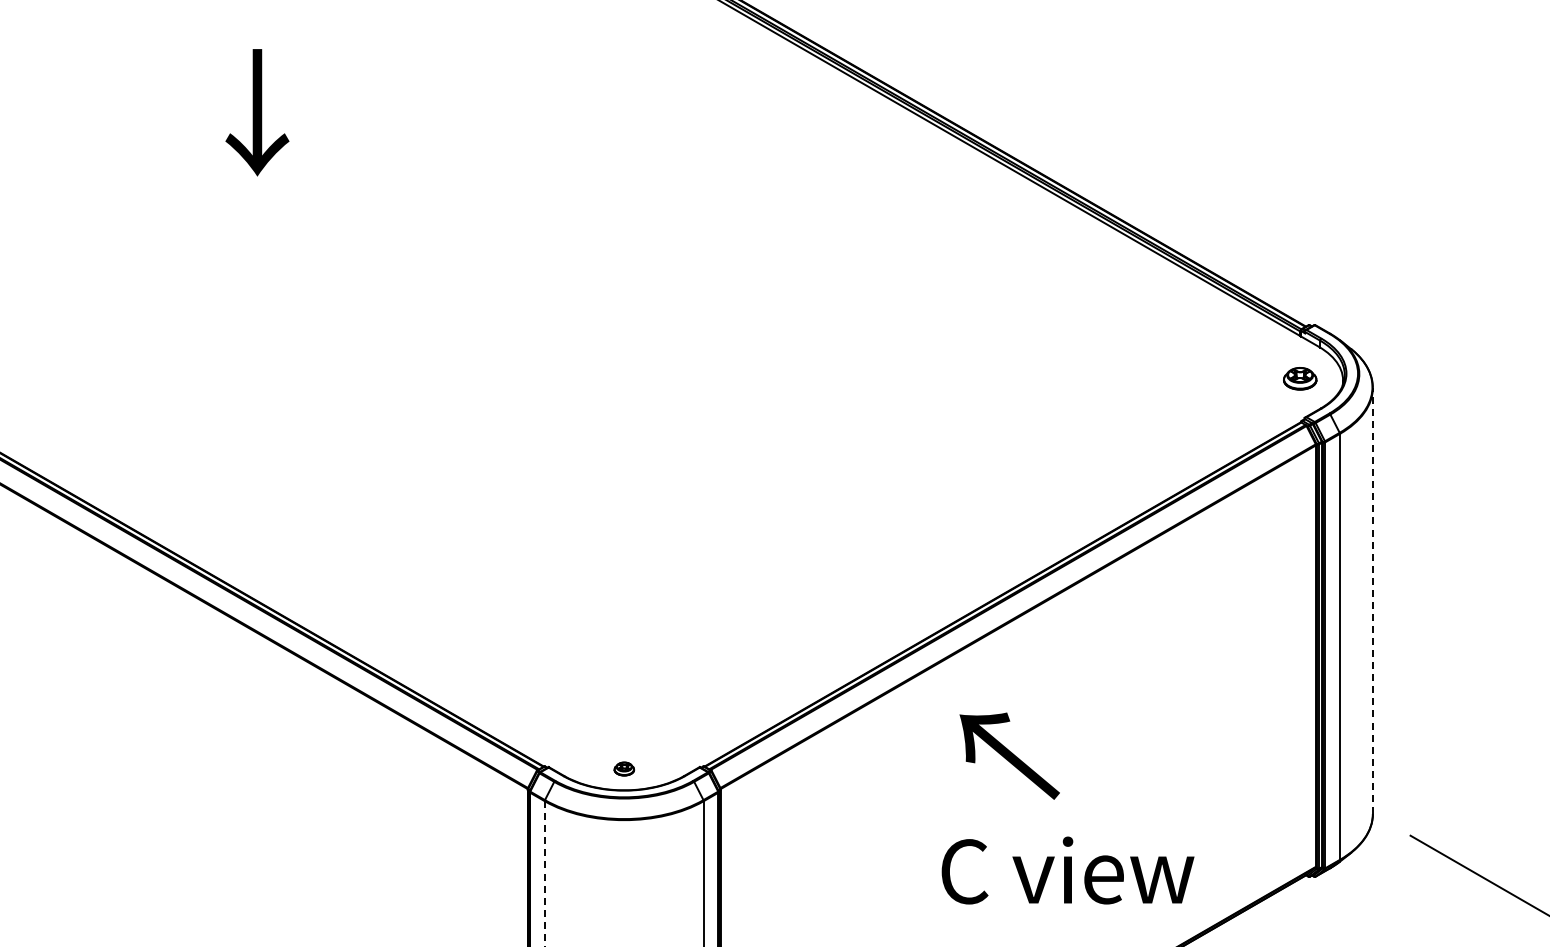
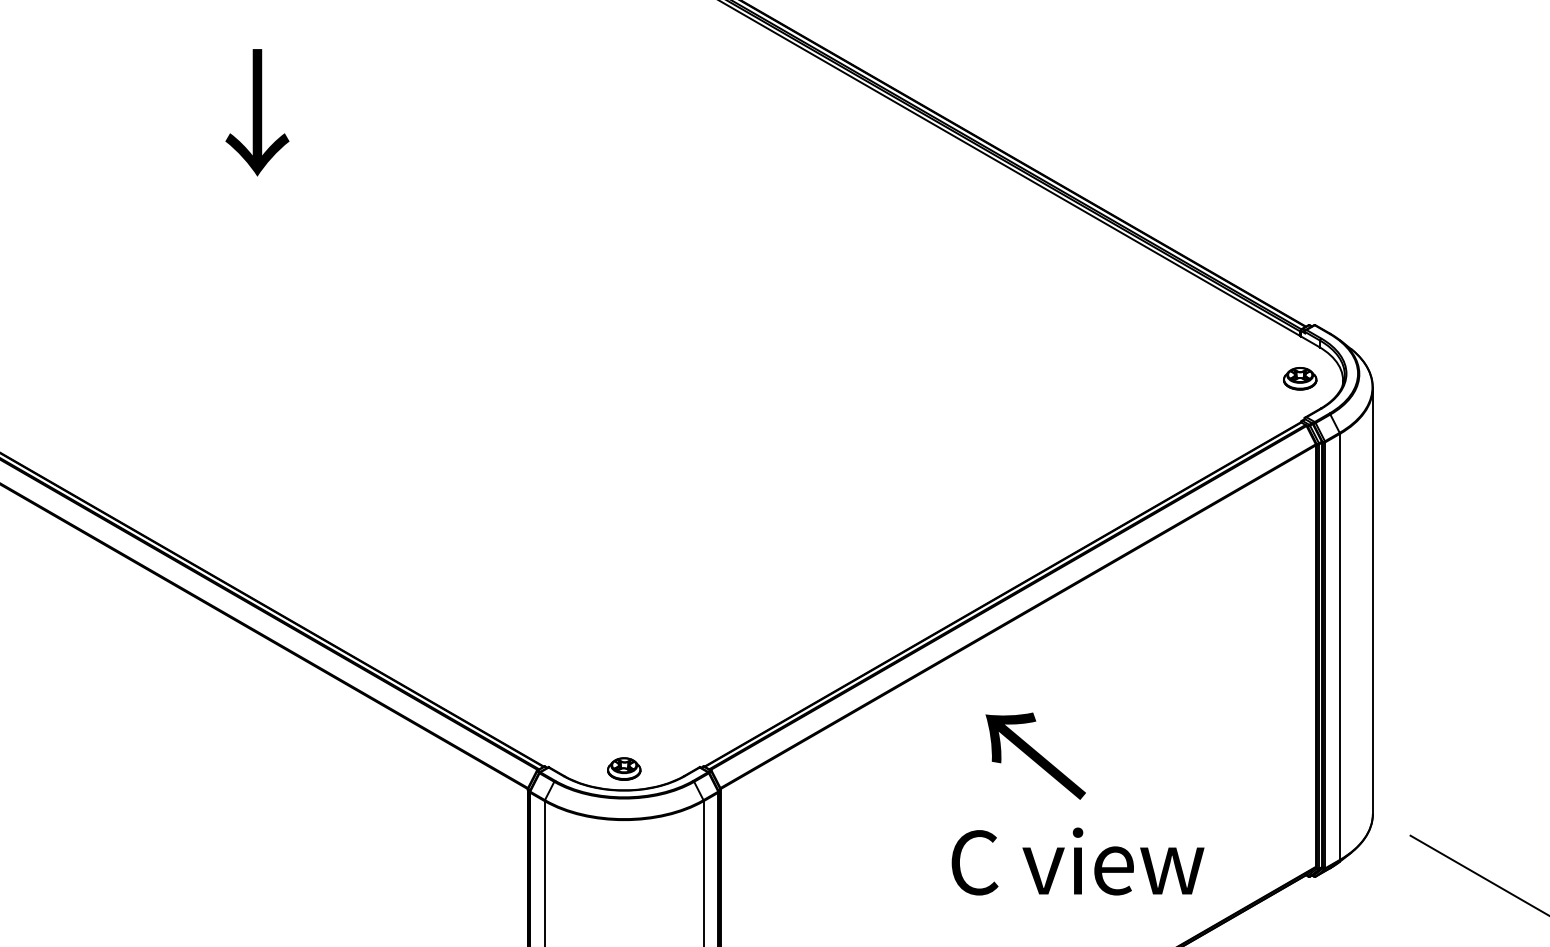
line: dashed -> solid (1372, 600)
text position: (1009, 755) -> (1035, 755) (1035, 755)
part size: 23x16 px -> 35x24 px (624, 768)
text position: (1067, 870) -> (1077, 861) (1077, 861)
line: dashed -> solid (544, 874)
